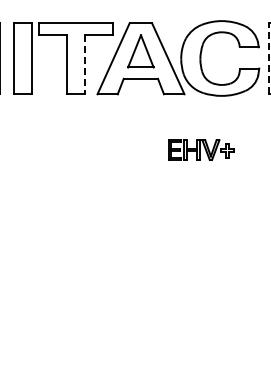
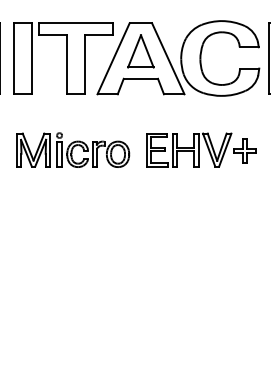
line: dashed -> solid (268, 58)
line: dashed -> solid (85, 64)
part: none -> present (73, 149)
part size: 67x22 px -> 111x36 px (201, 149)
